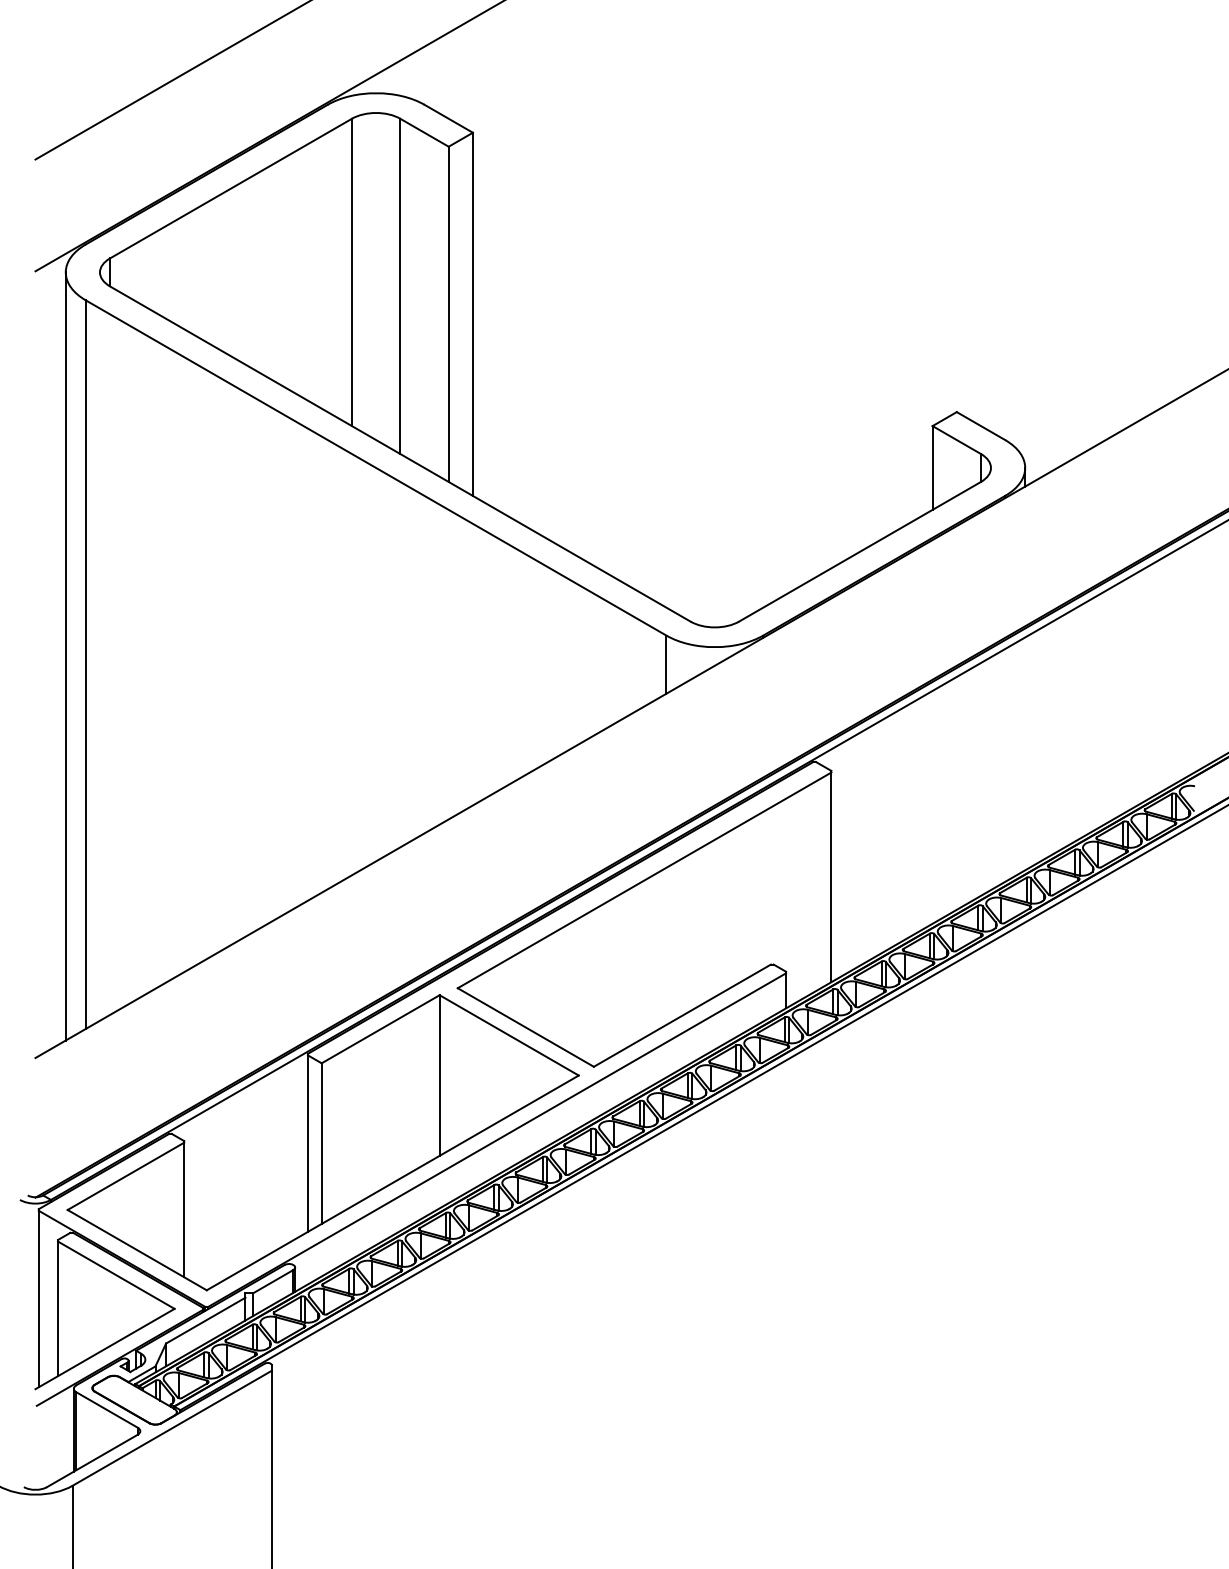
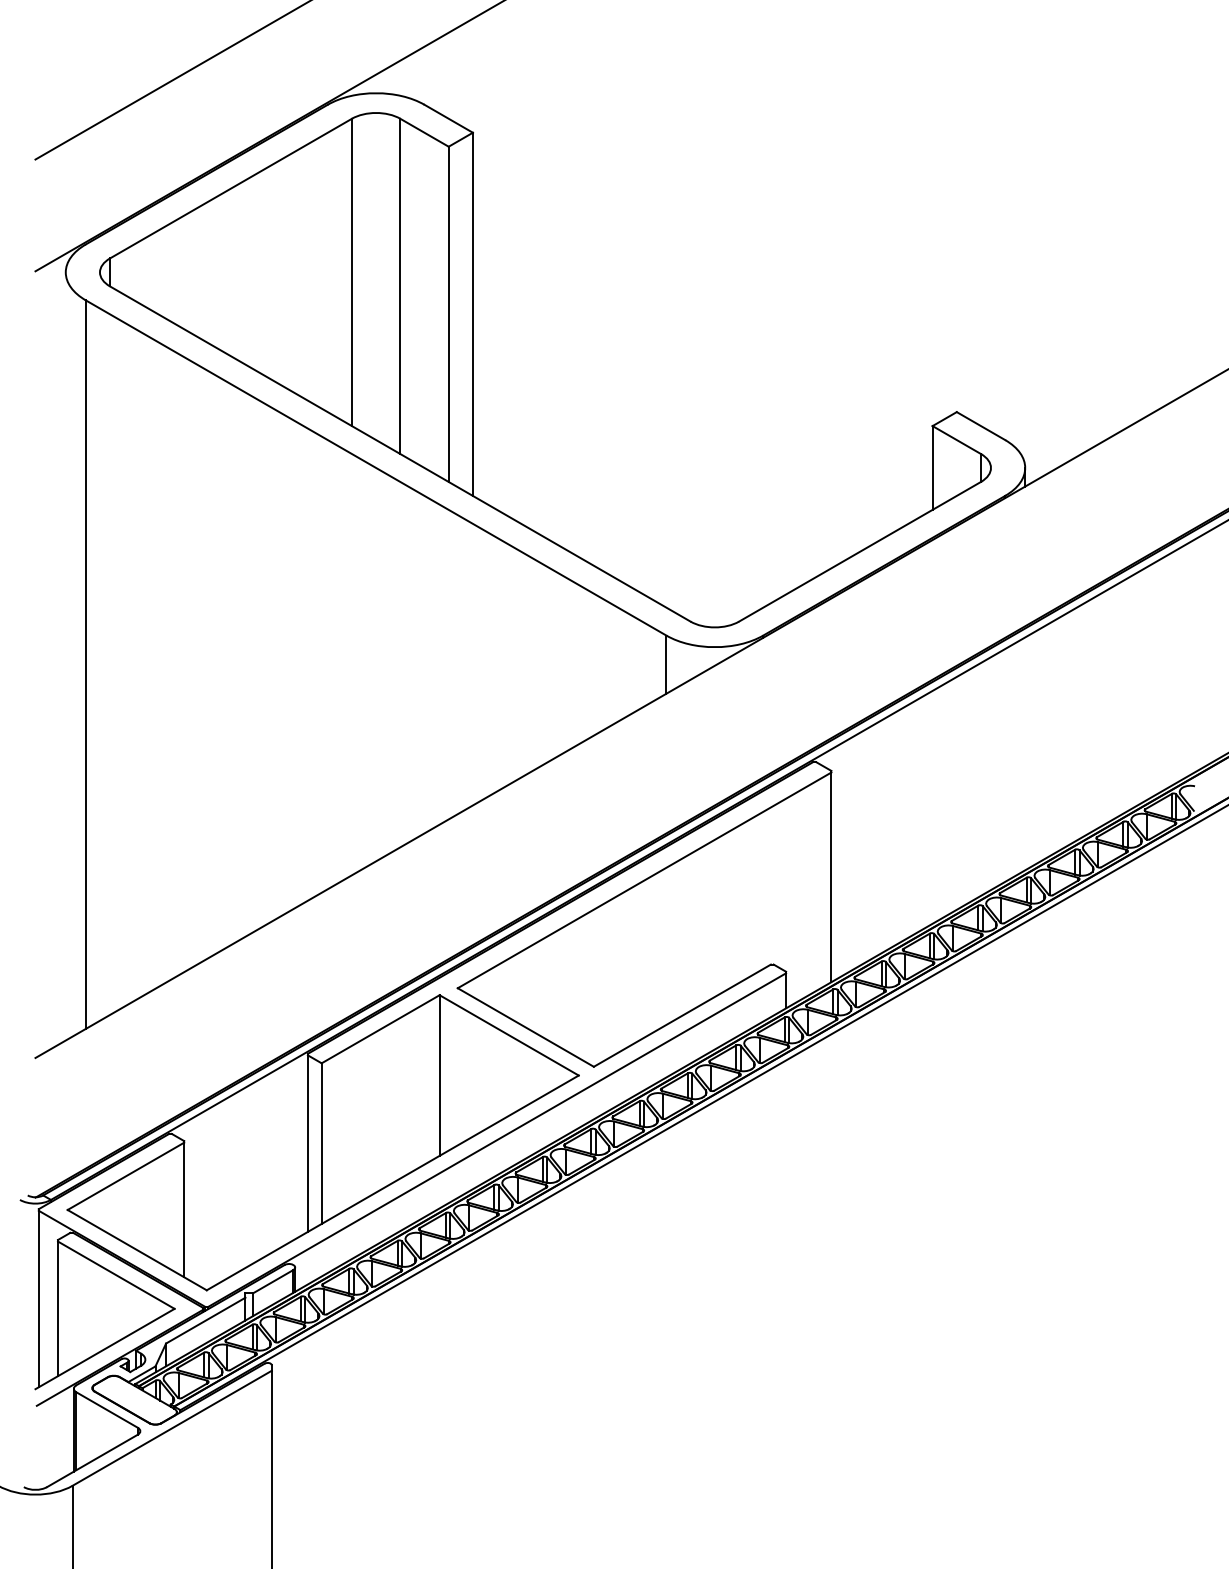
line: present -> none (65, 656)
